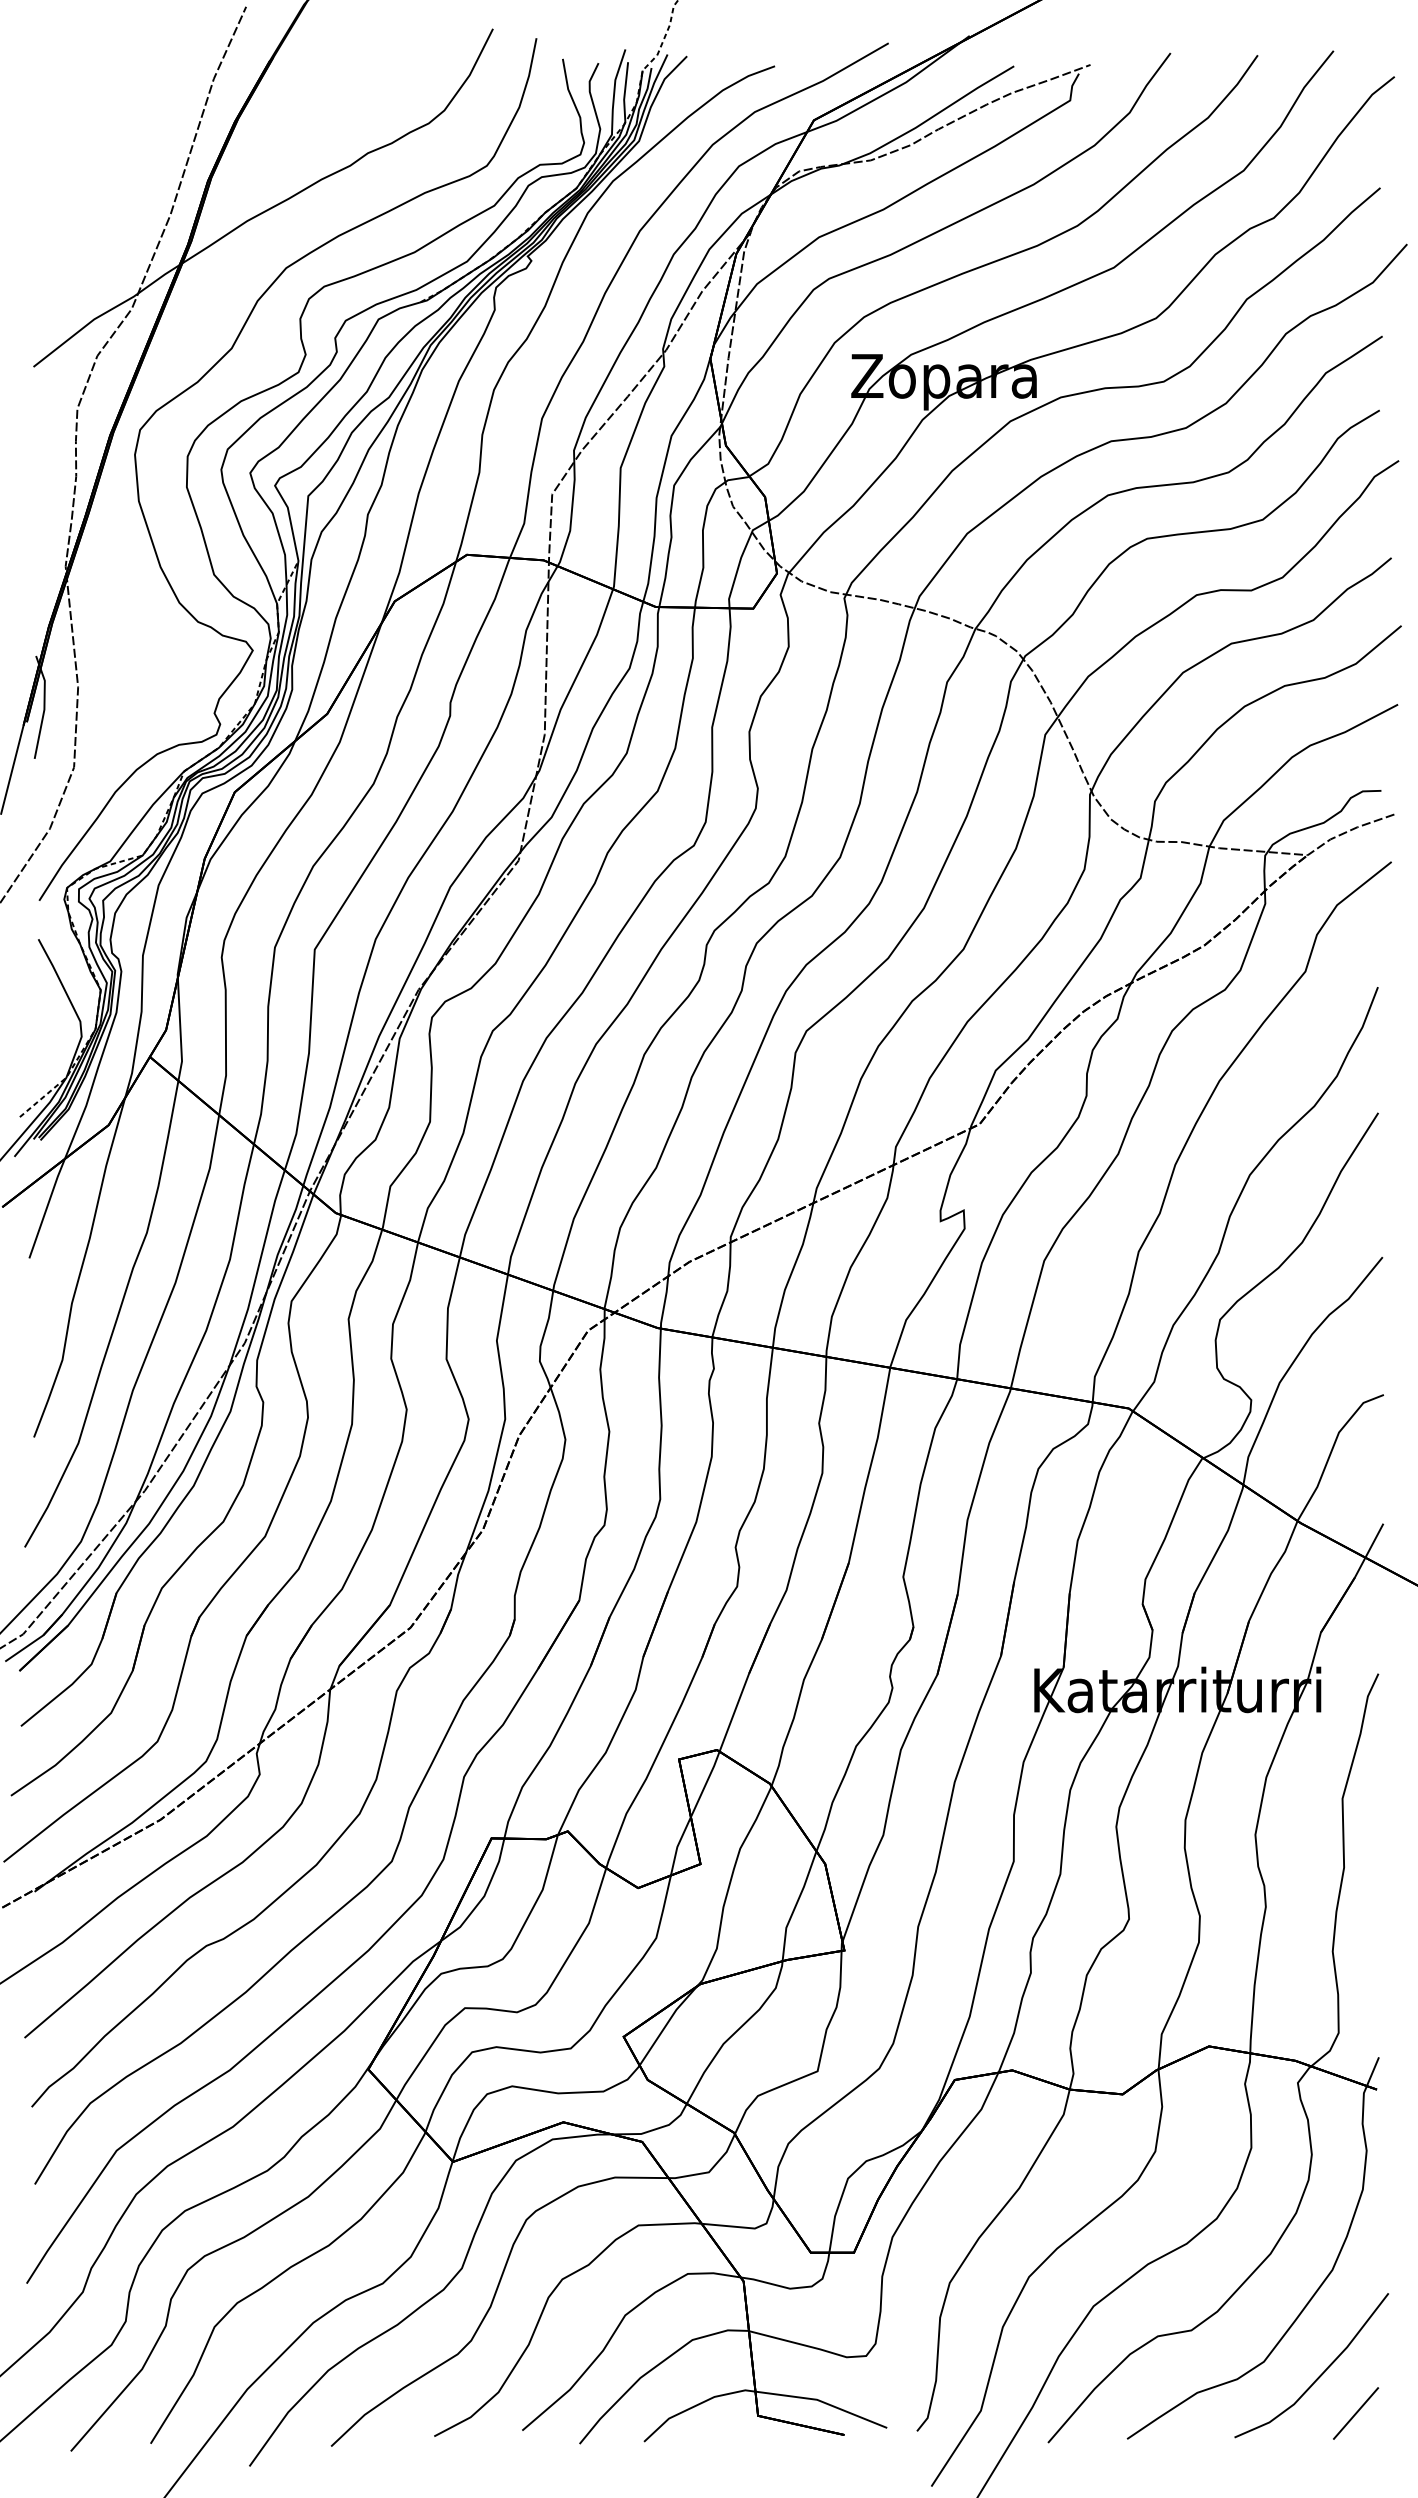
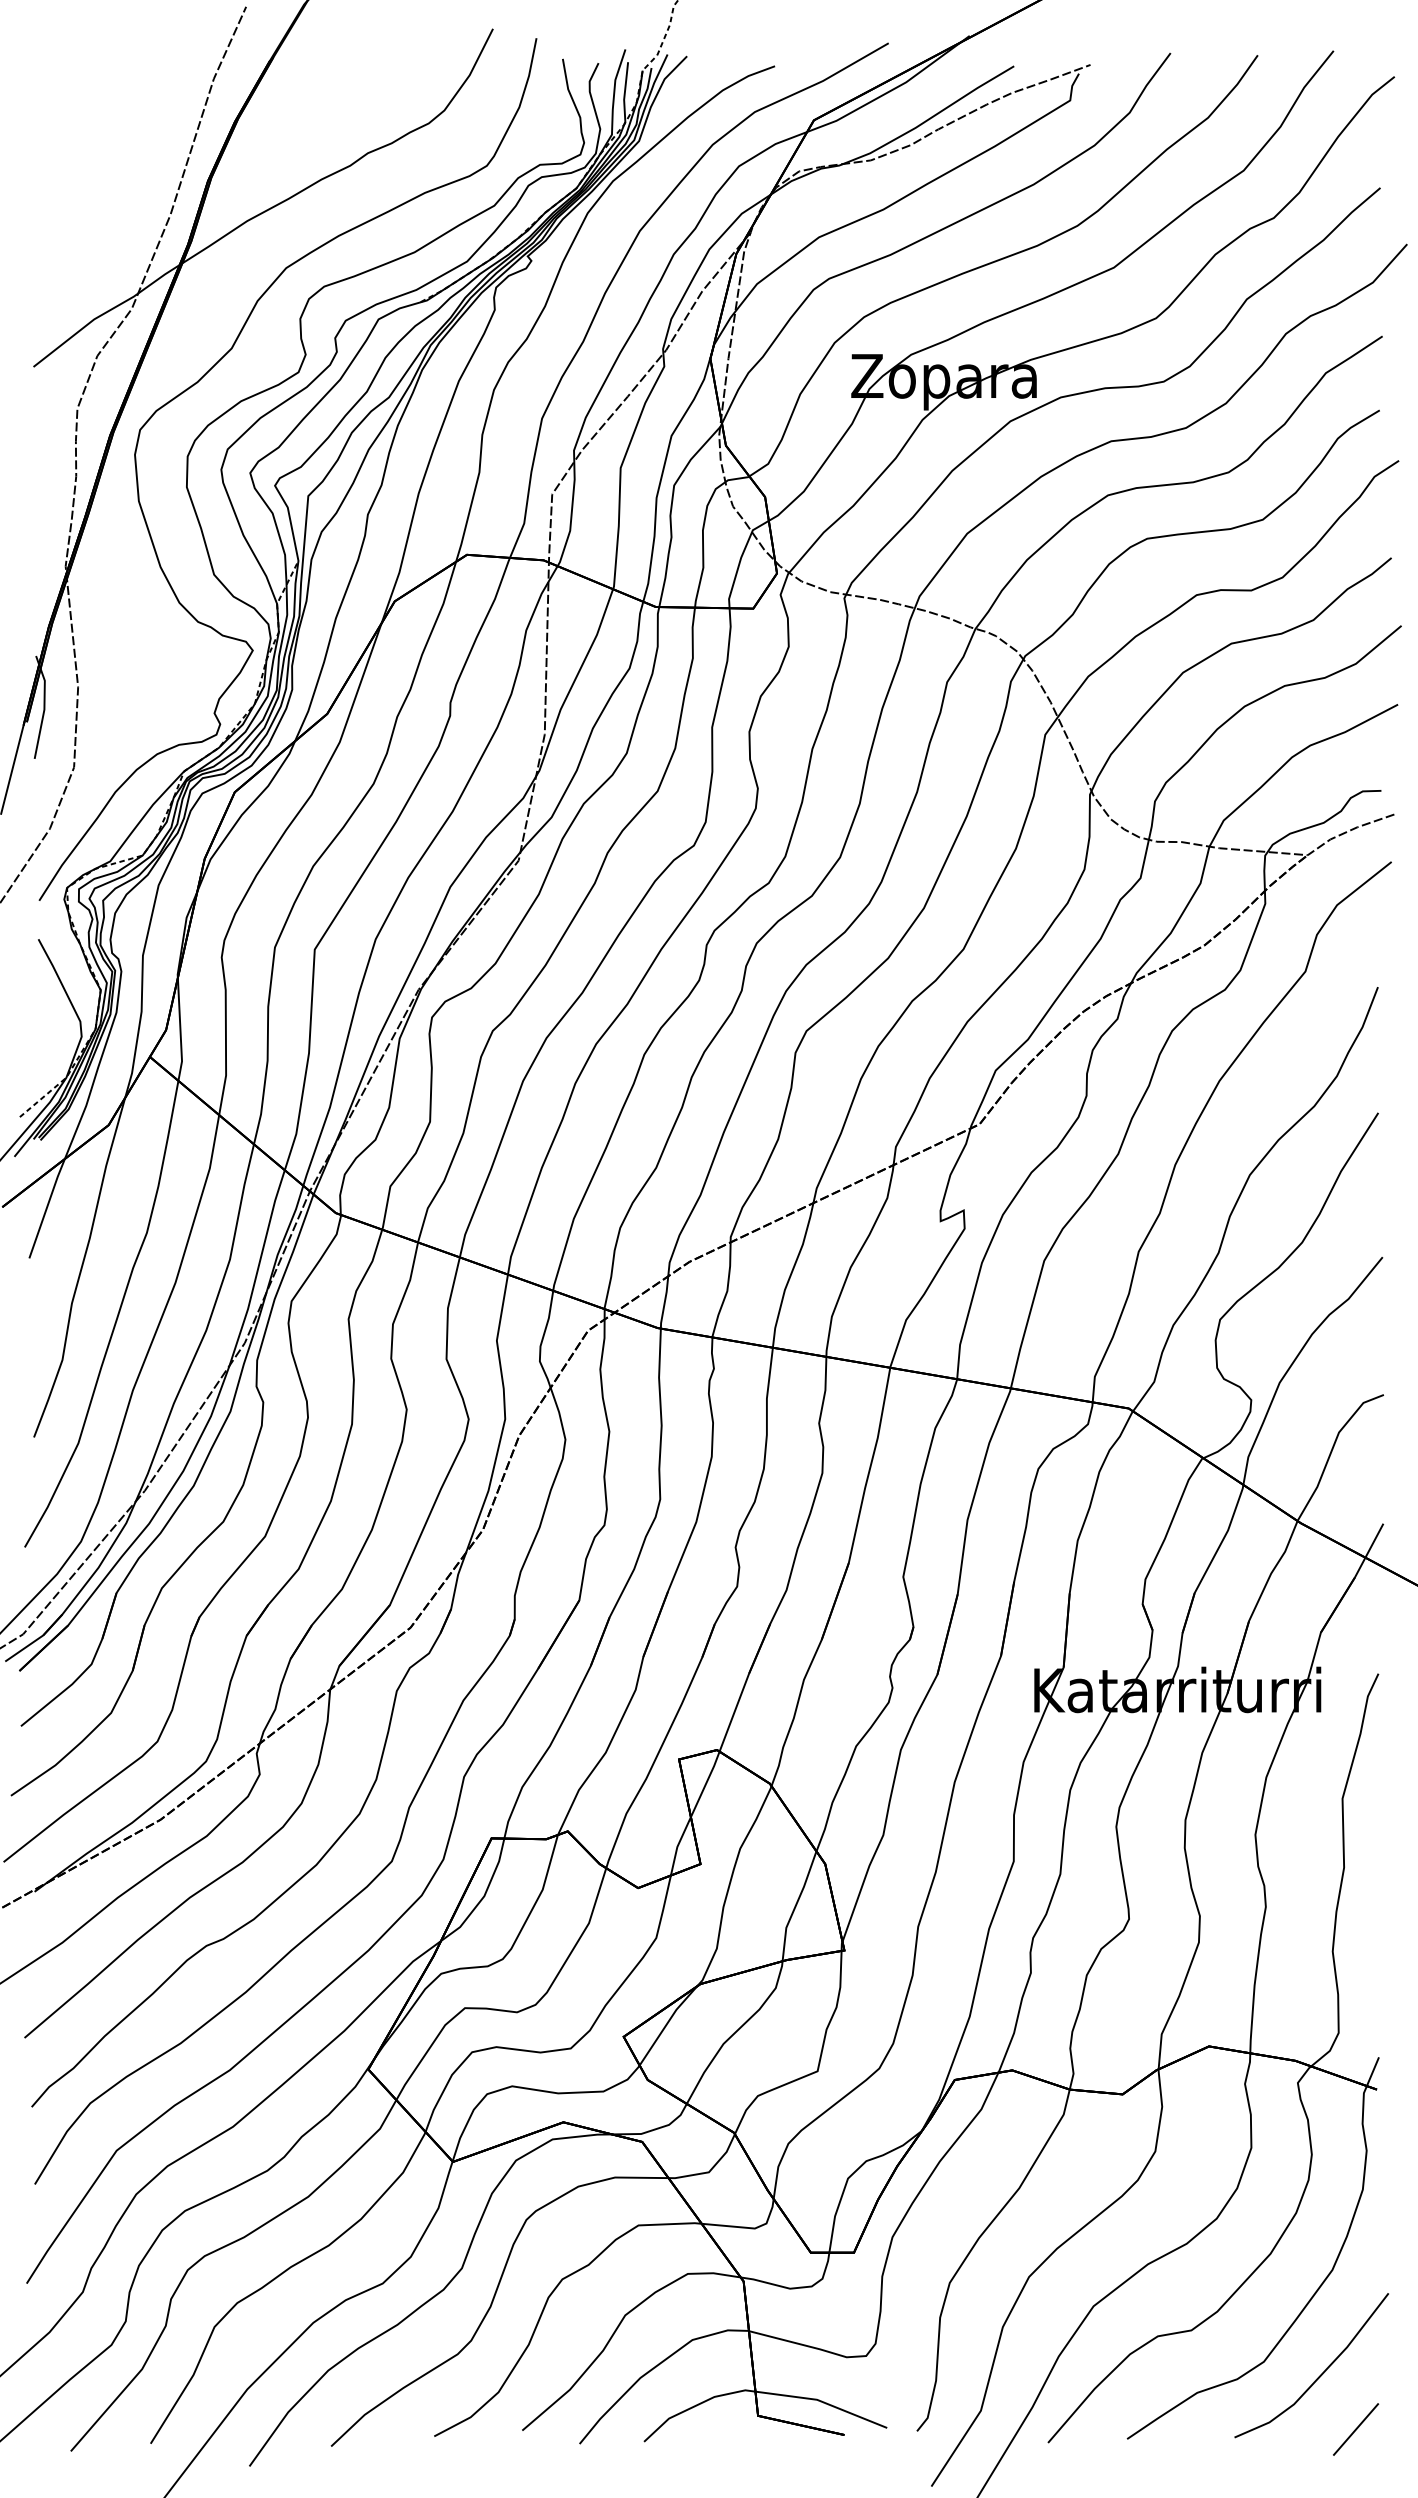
line position: (1356, 2413) -> (1356, 2429) (1356, 2429)
